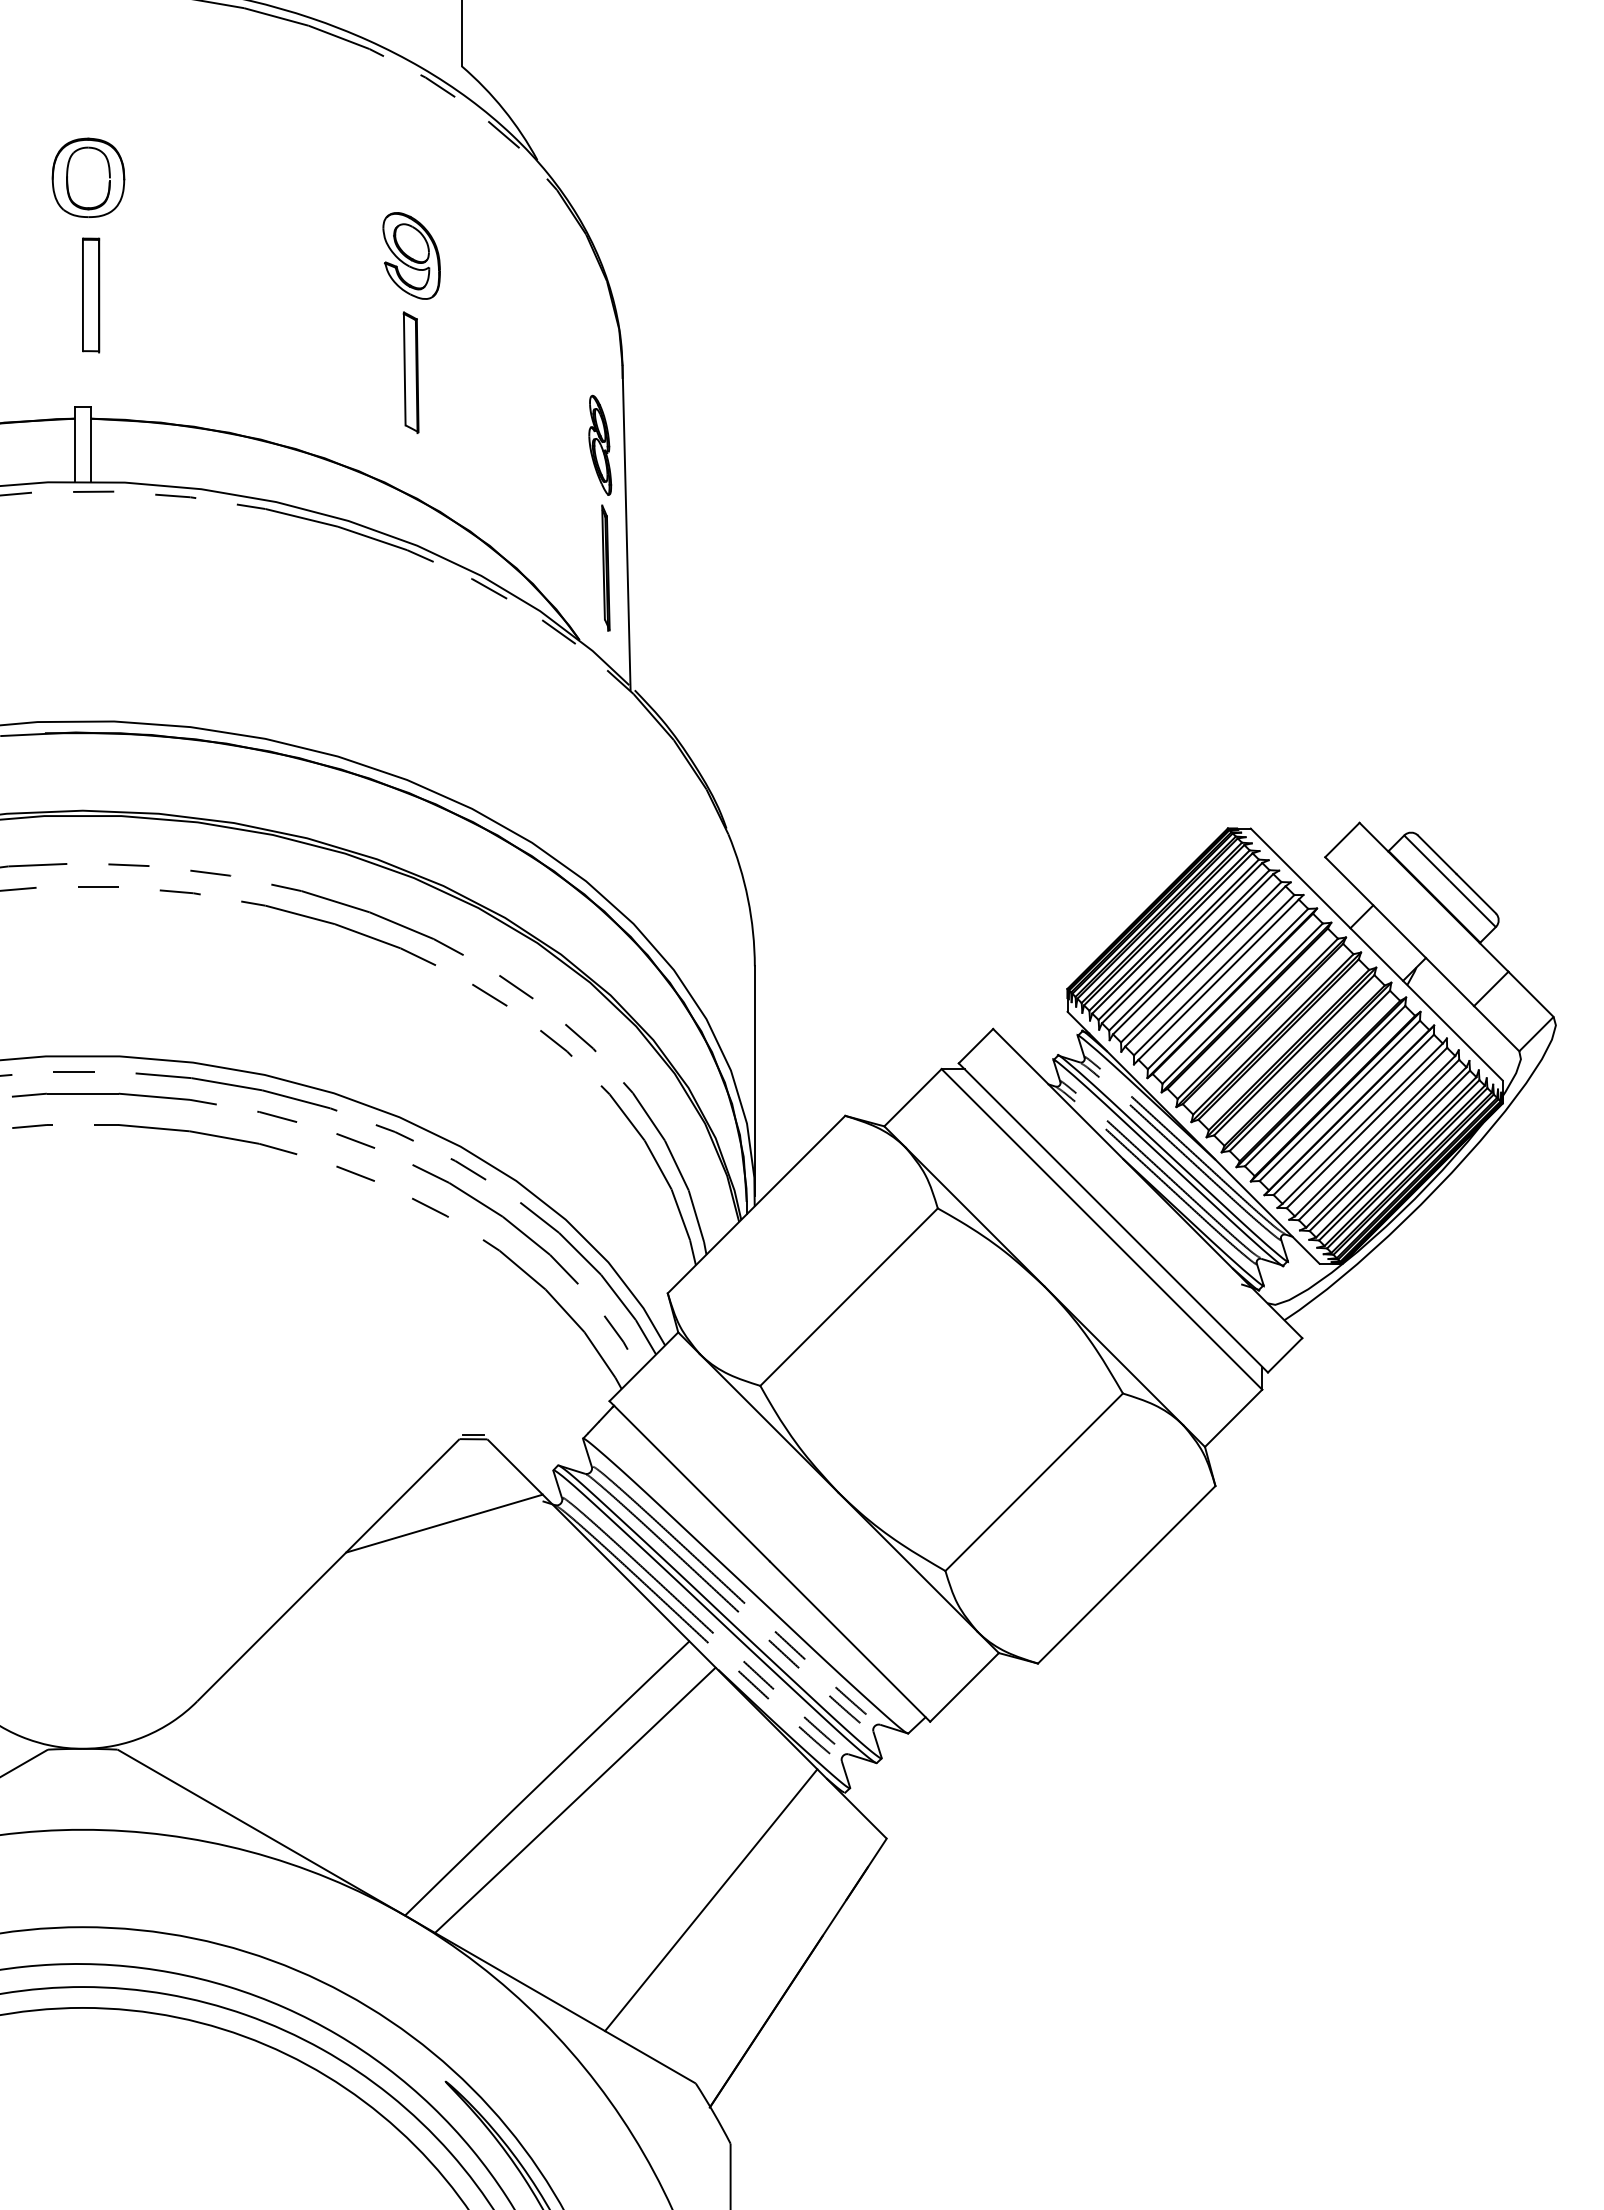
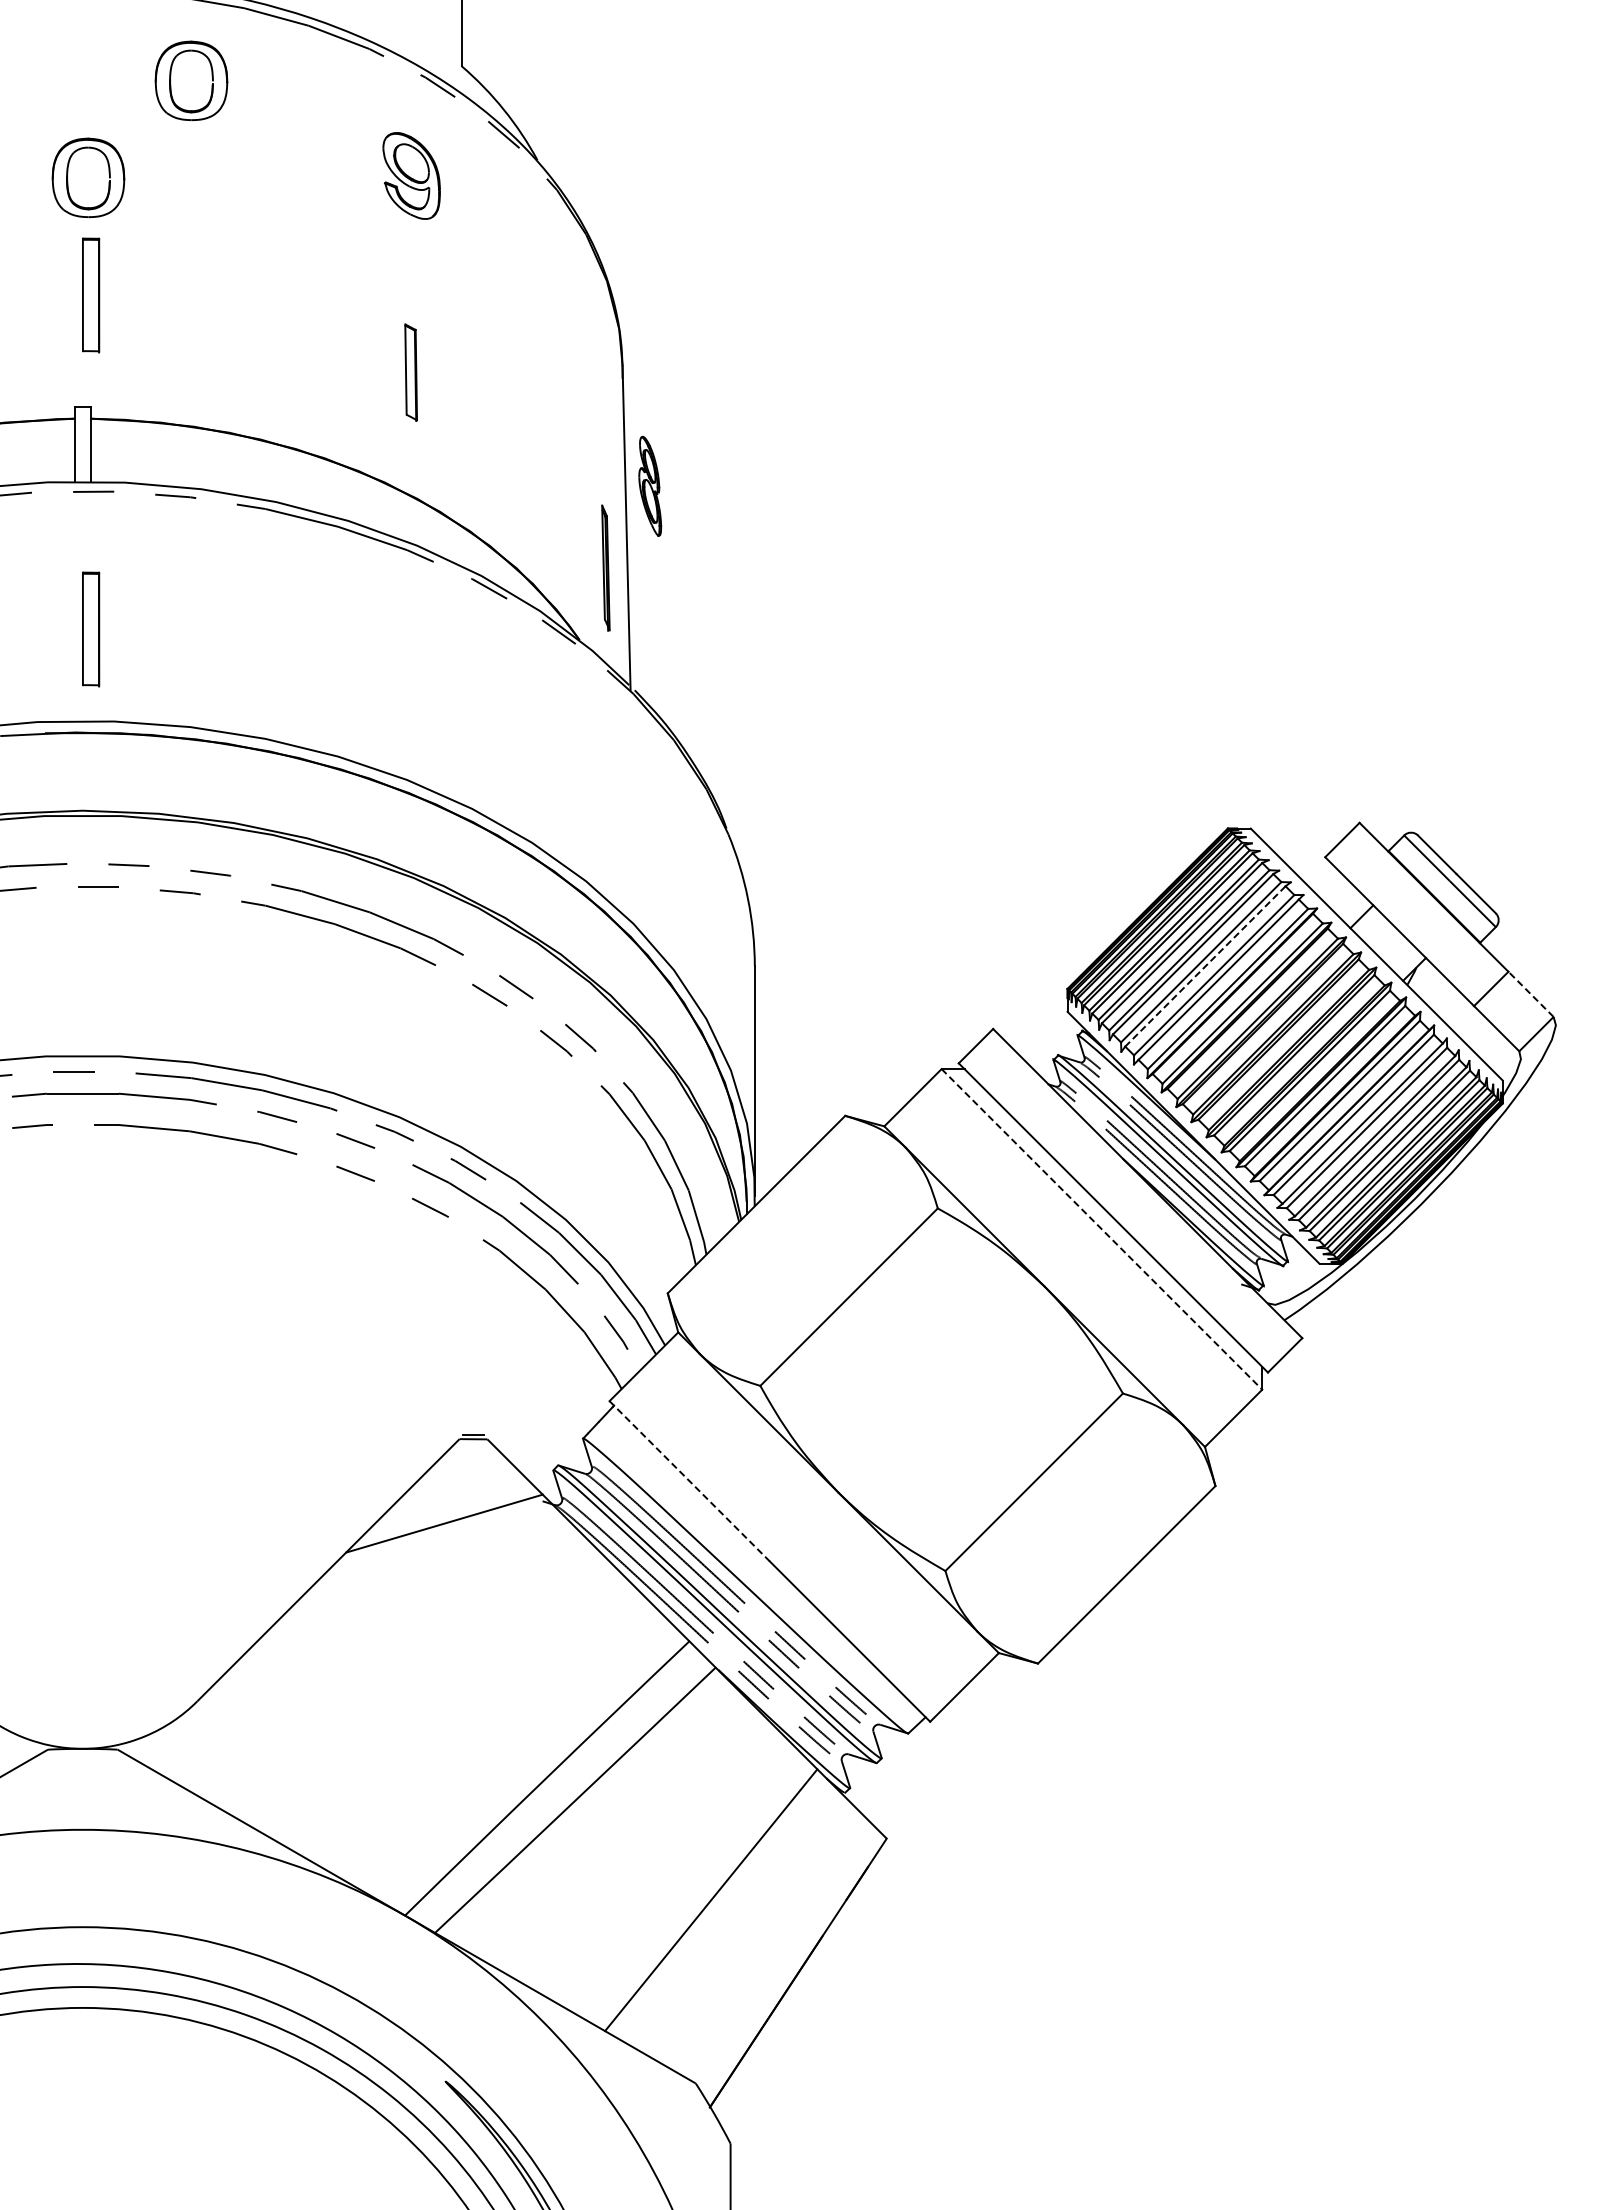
part: none -> present (191, 80)
part position: (411, 255) -> (411, 175) (411, 175)
part size: 18x123 px -> 14x99 px (410, 372)
part position: (600, 444) -> (650, 485) (650, 485)
part: none -> present (91, 629)
line: solid -> dashed (1205, 966)
line: solid -> dashed (1531, 994)
line: solid -> dashed (1101, 1229)
line: solid -> dashed (690, 1481)
